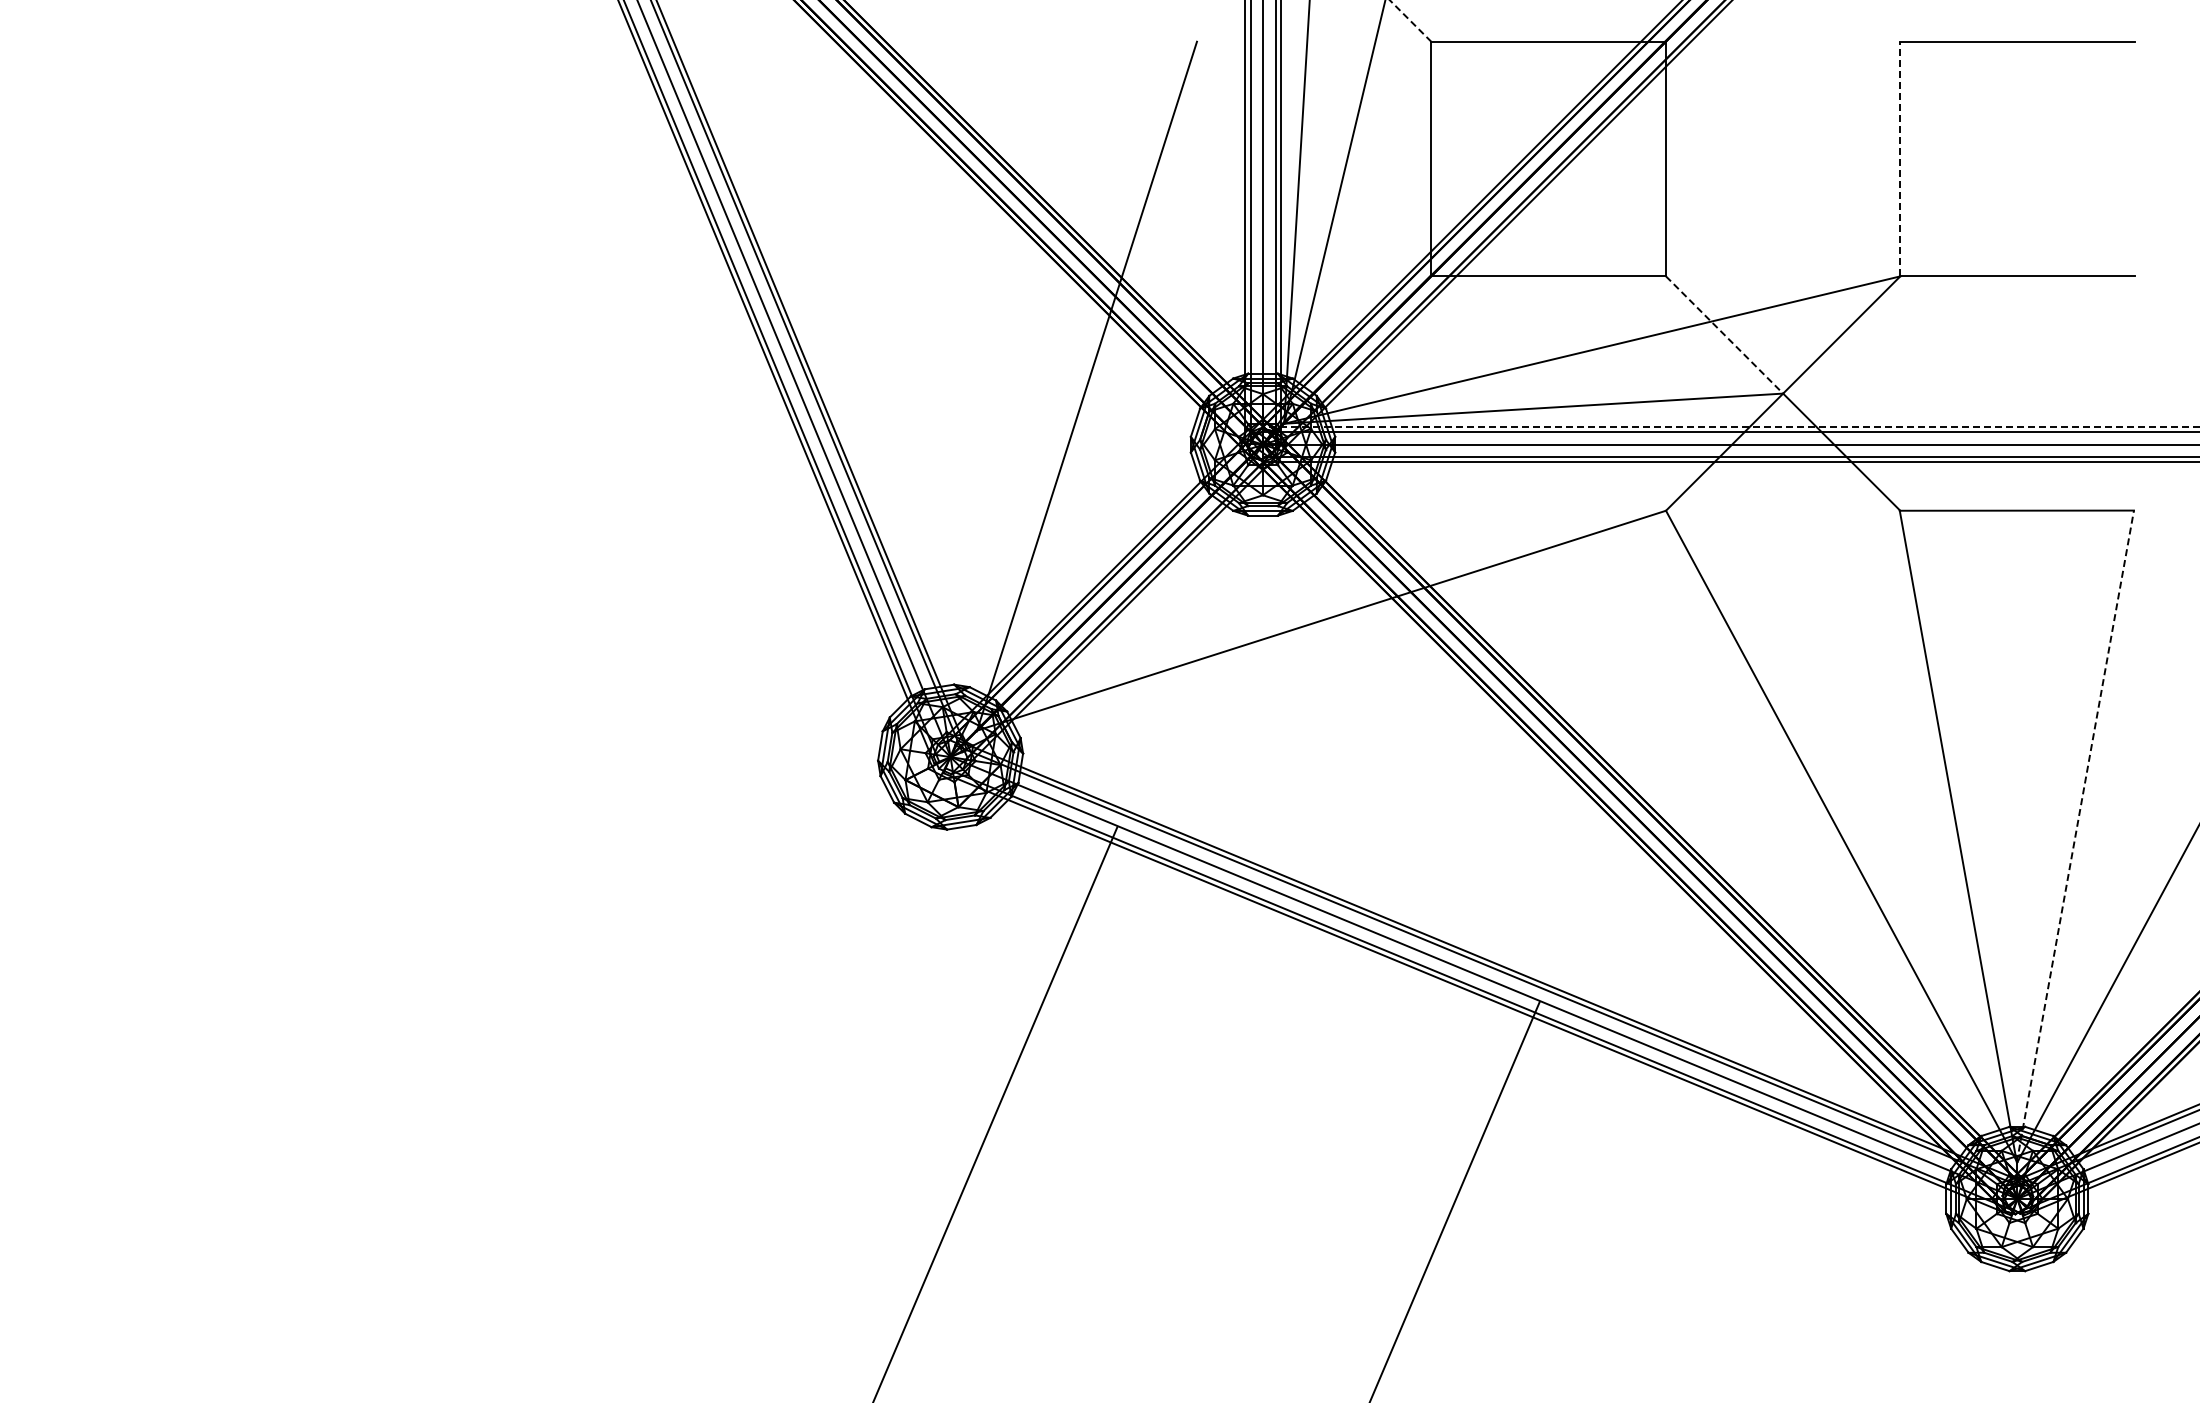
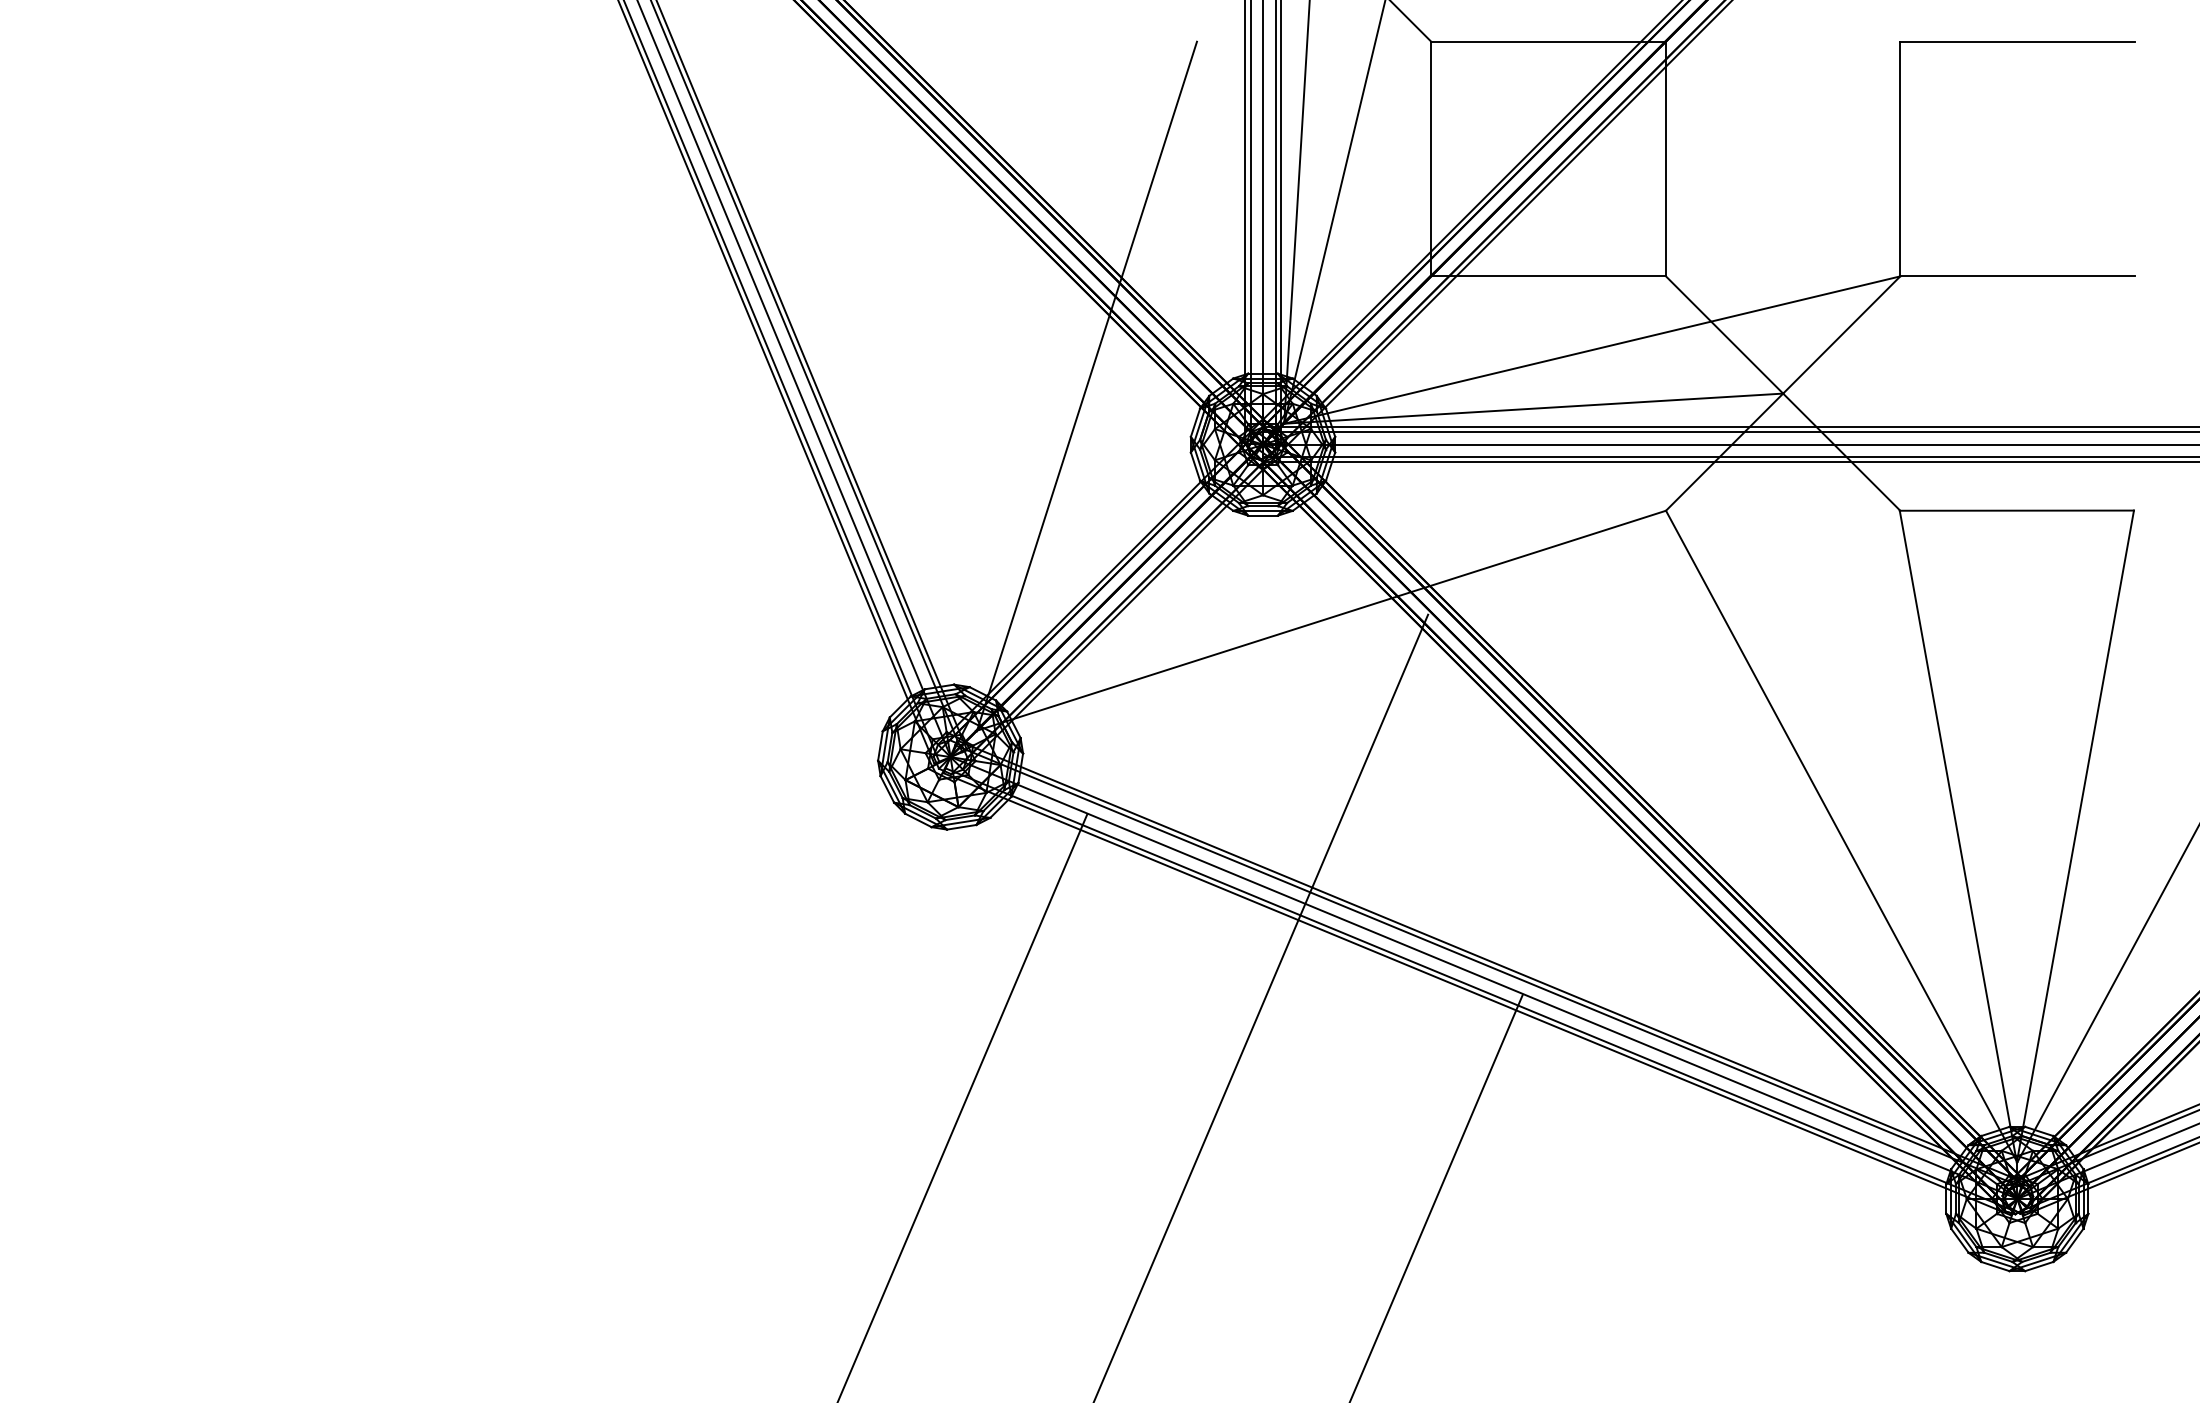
line: dashed -> solid (1410, 20)
line: dashed -> solid (1900, 158)
line: dashed -> solid (1724, 335)
line: dashed -> solid (1730, 427)
line: dashed -> solid (2075, 836)
line: none -> present (1261, 1006)
line position: (995, 1113) -> (962, 1106) (962, 1106)
line position: (1454, 1200) -> (1436, 1196) (1436, 1196)
